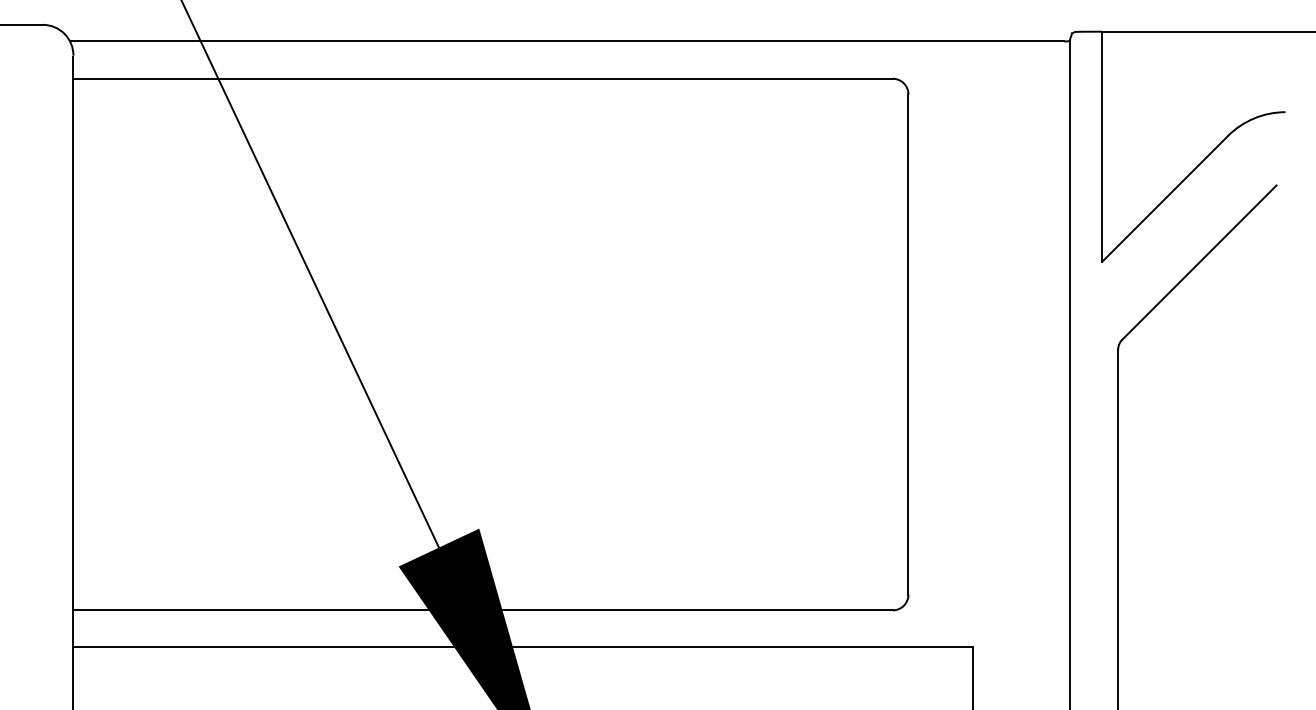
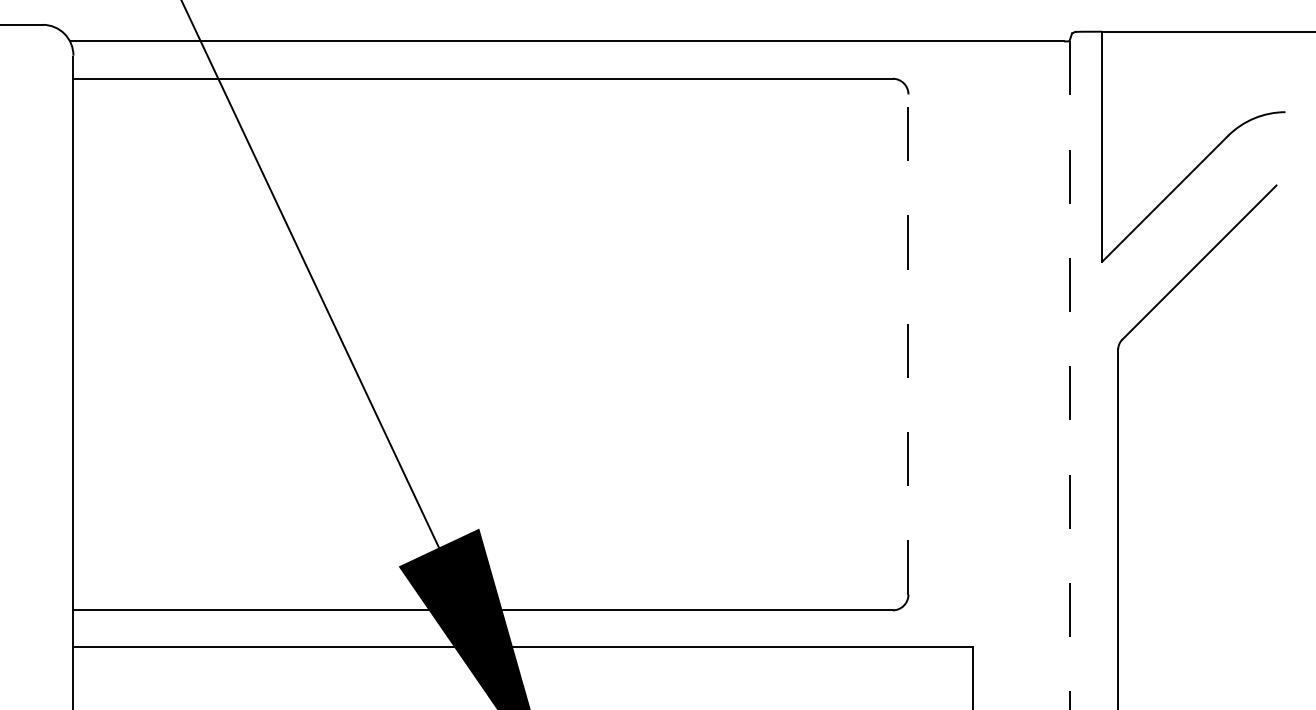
line: solid -> dashed (908, 344)
line: solid -> dashed (1069, 376)
